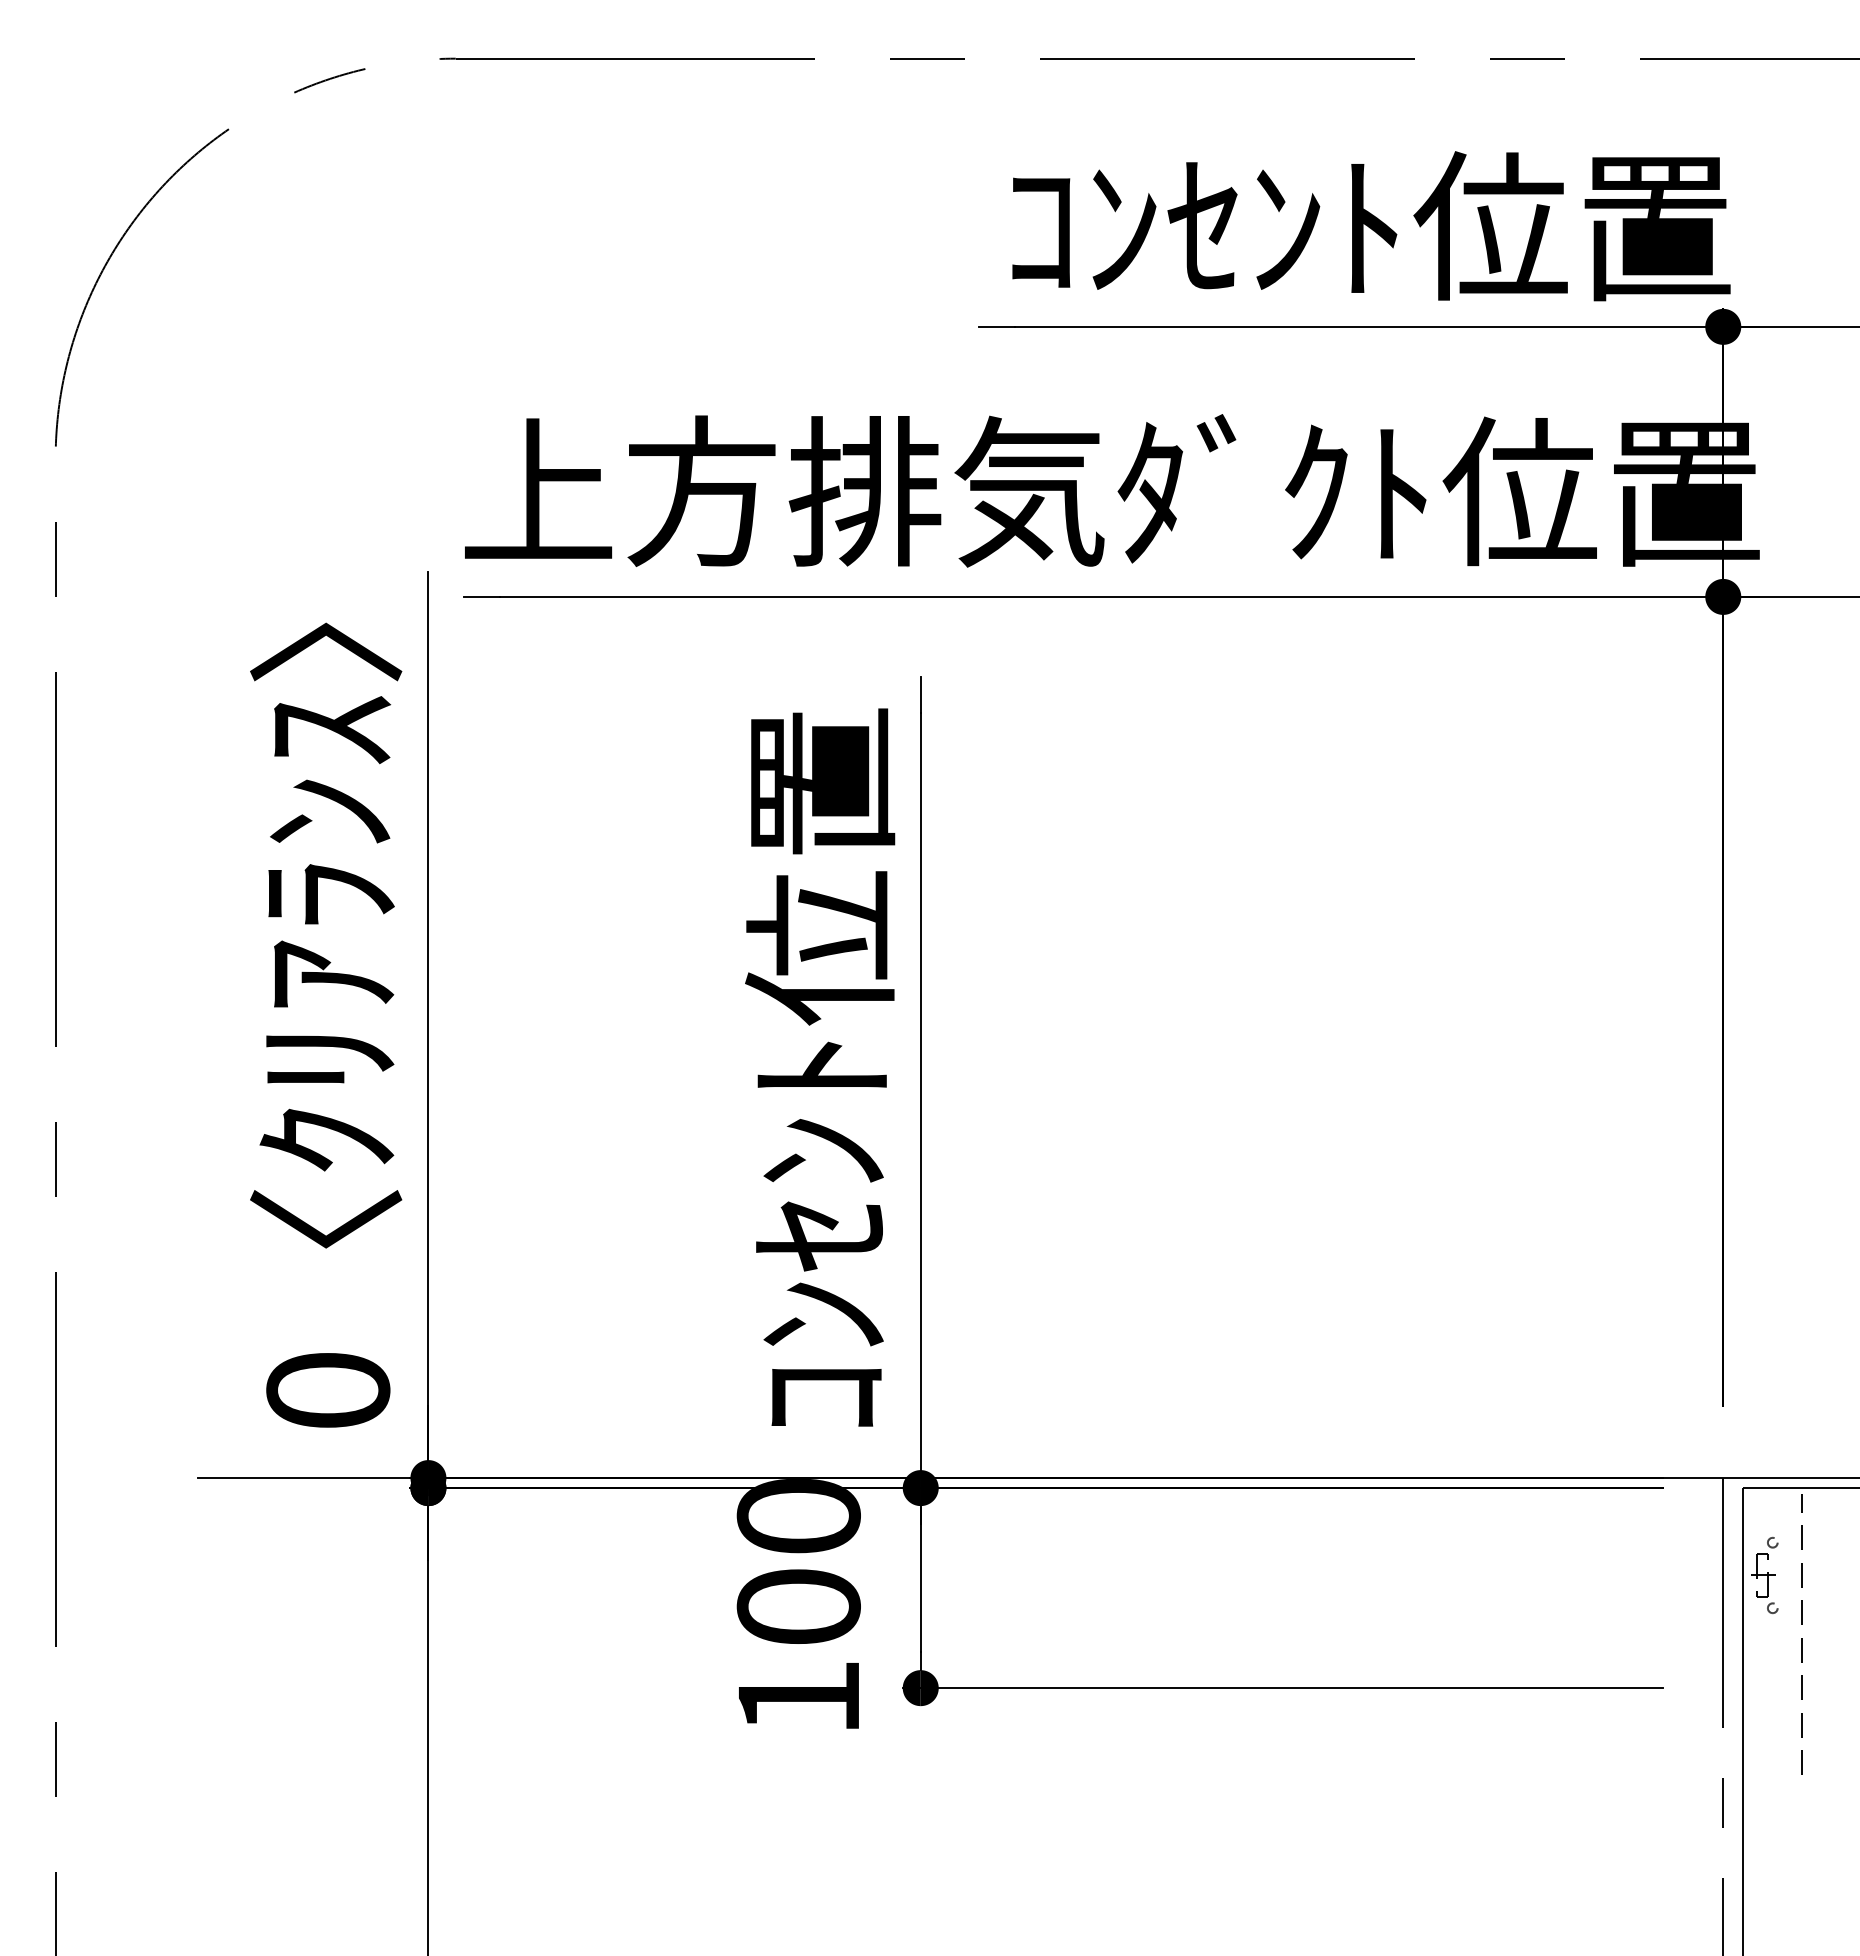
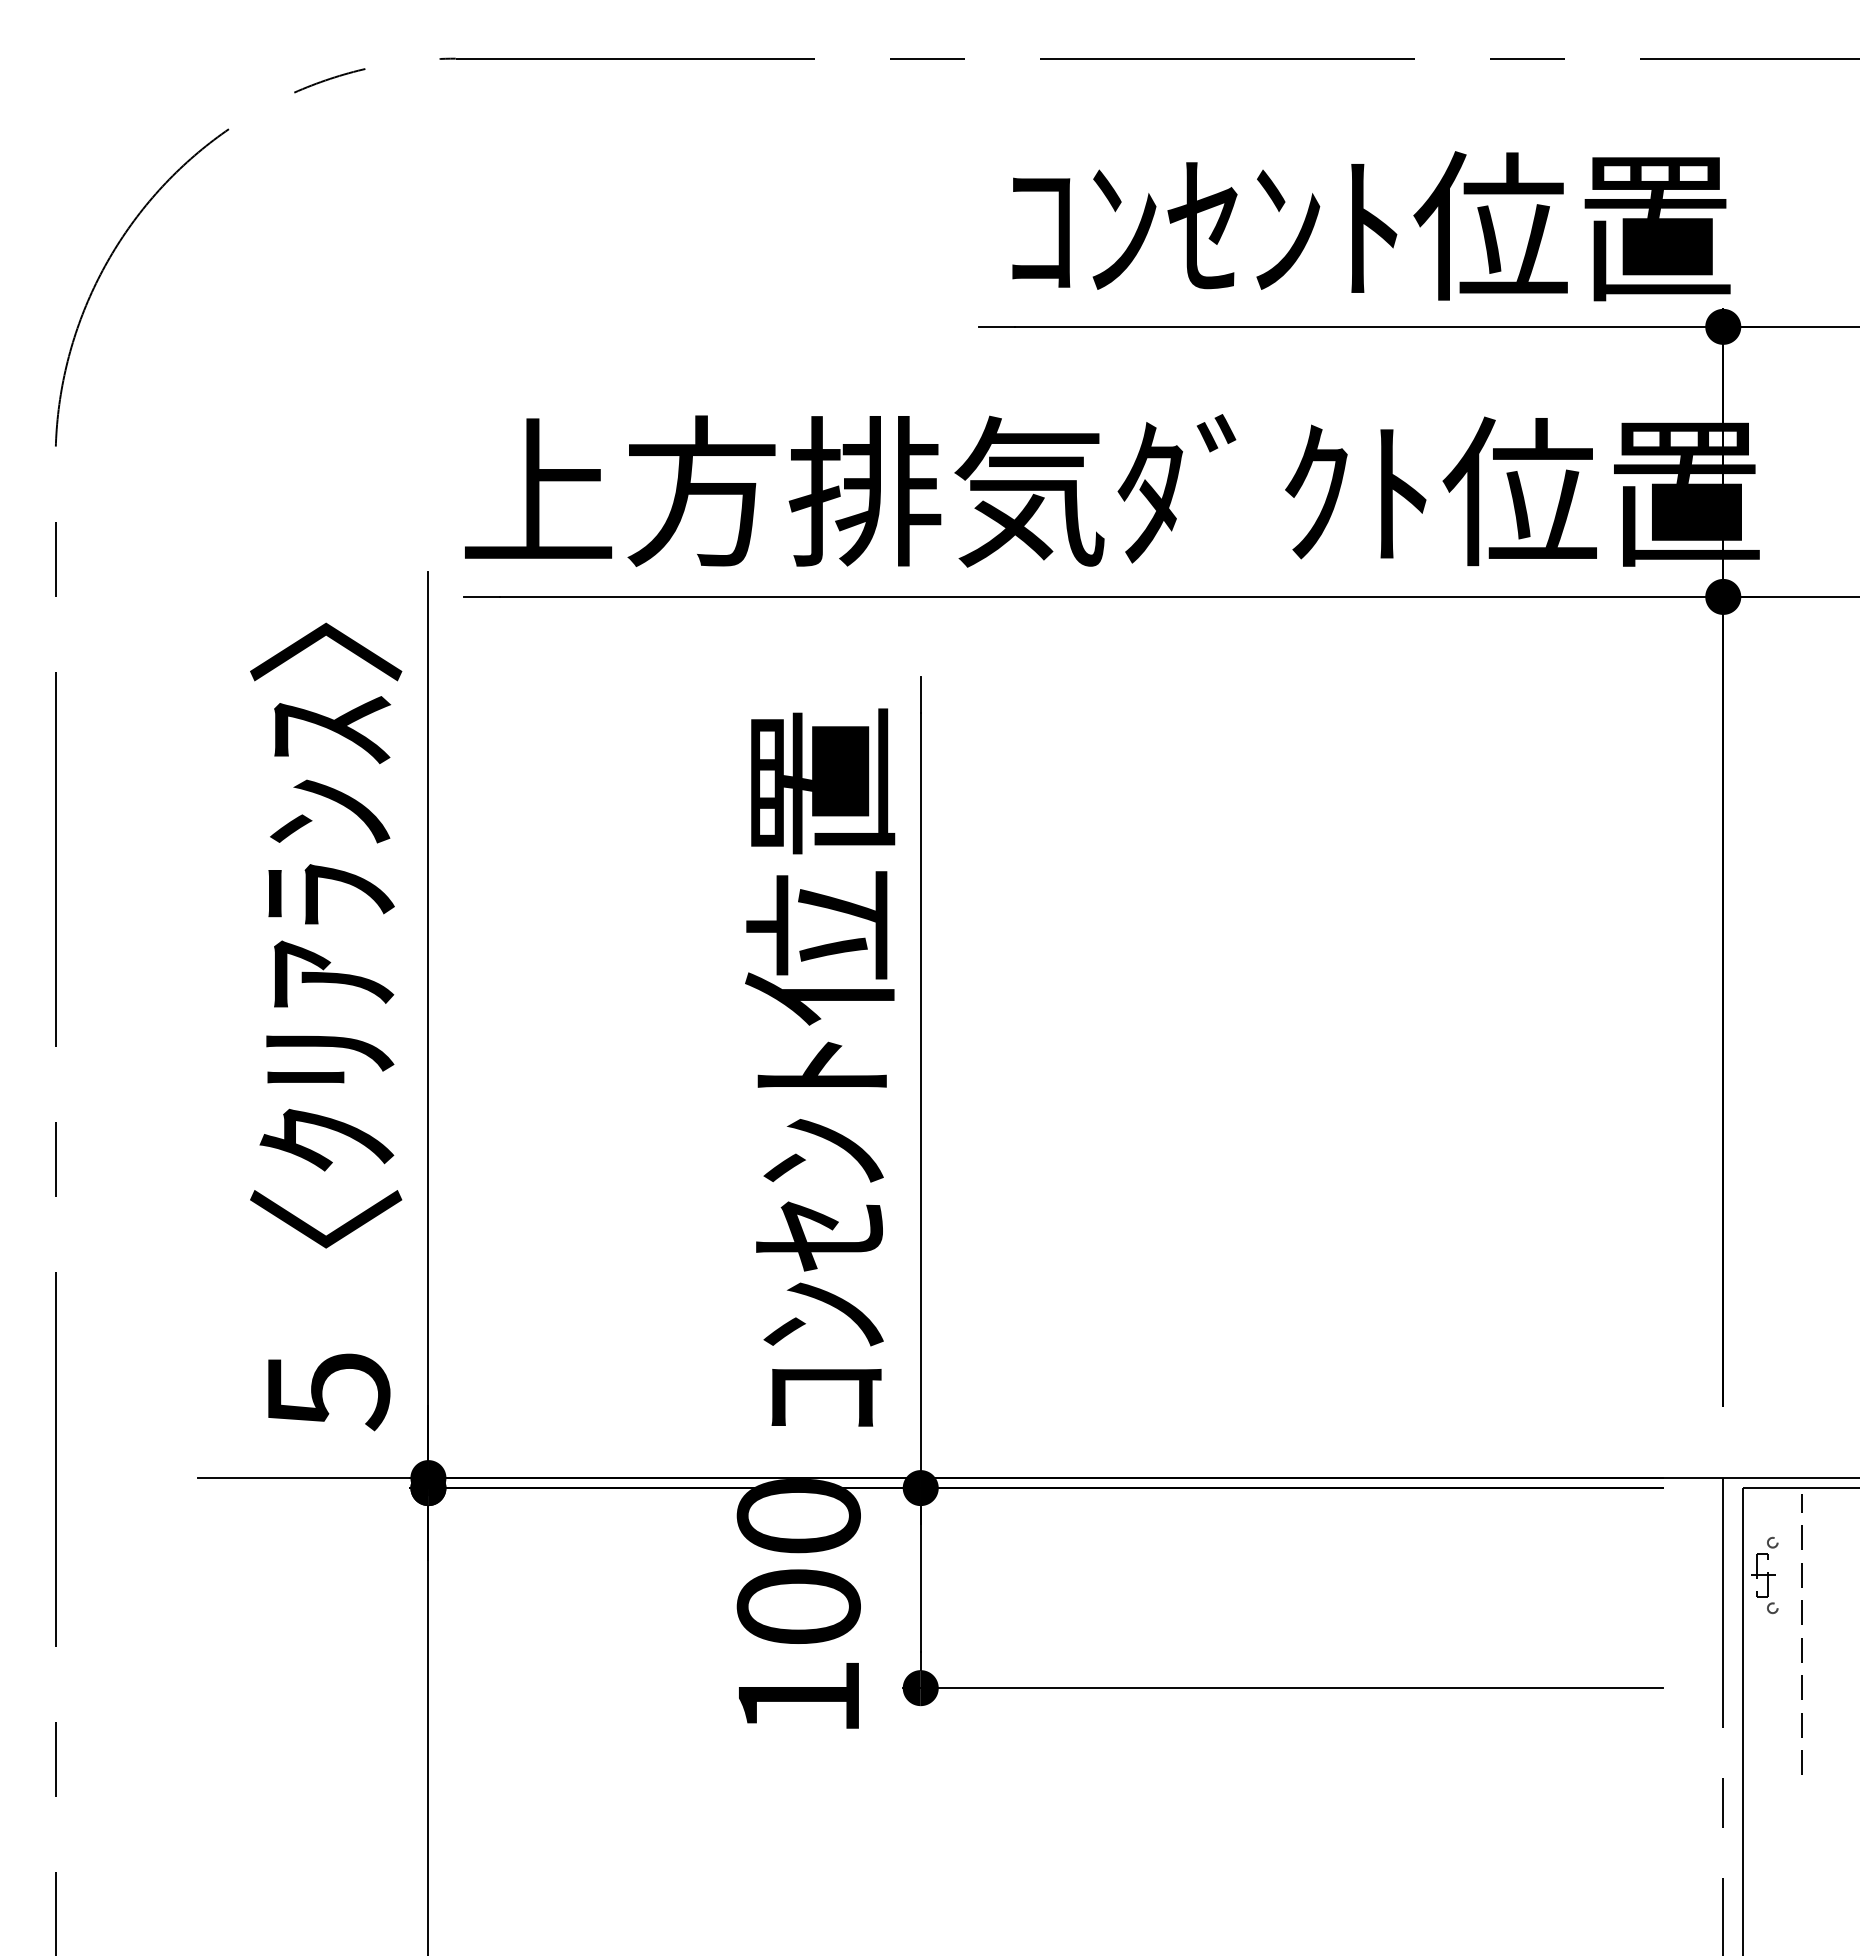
text: 0 -> 5 (328, 1392)
